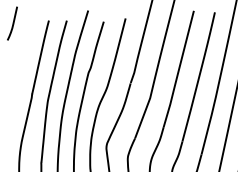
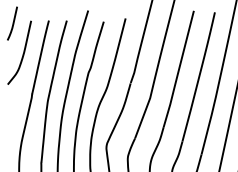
curve: none -> present (22, 54)
